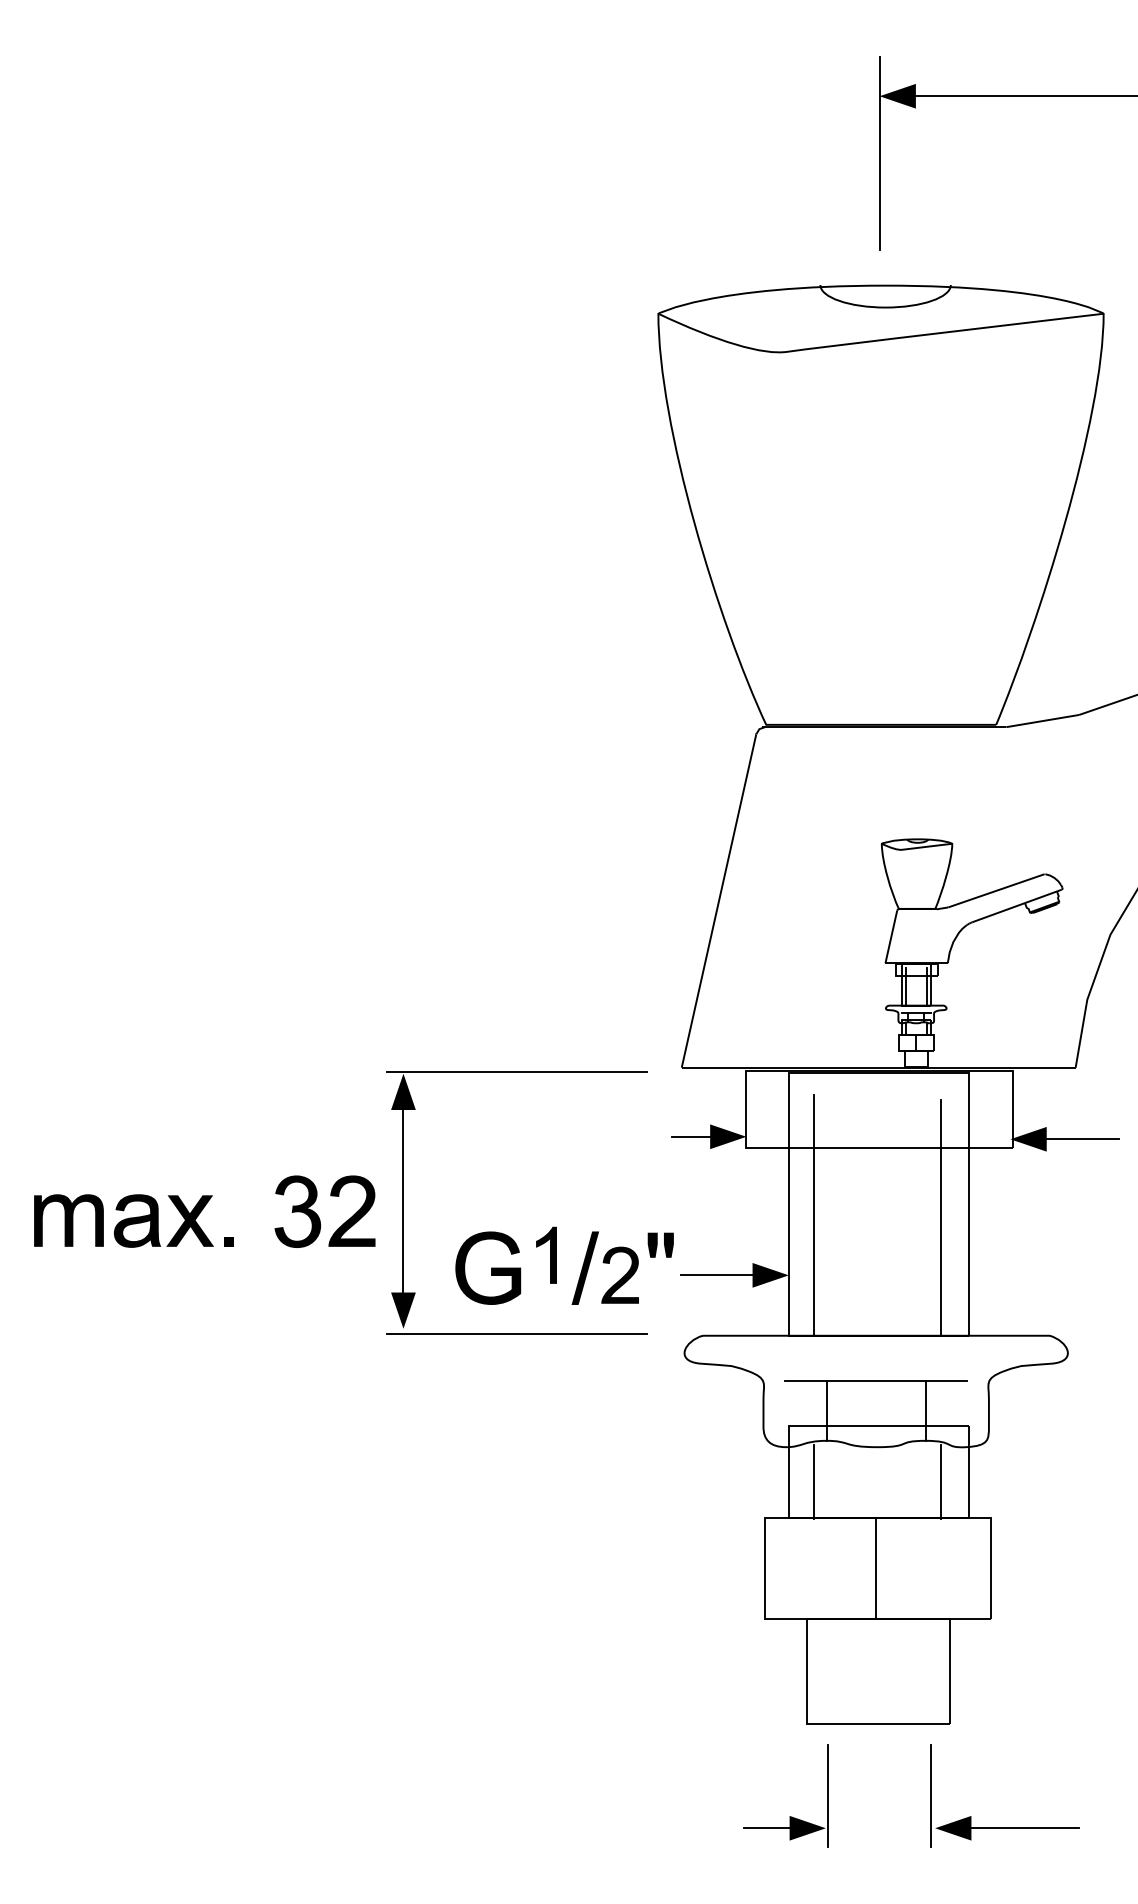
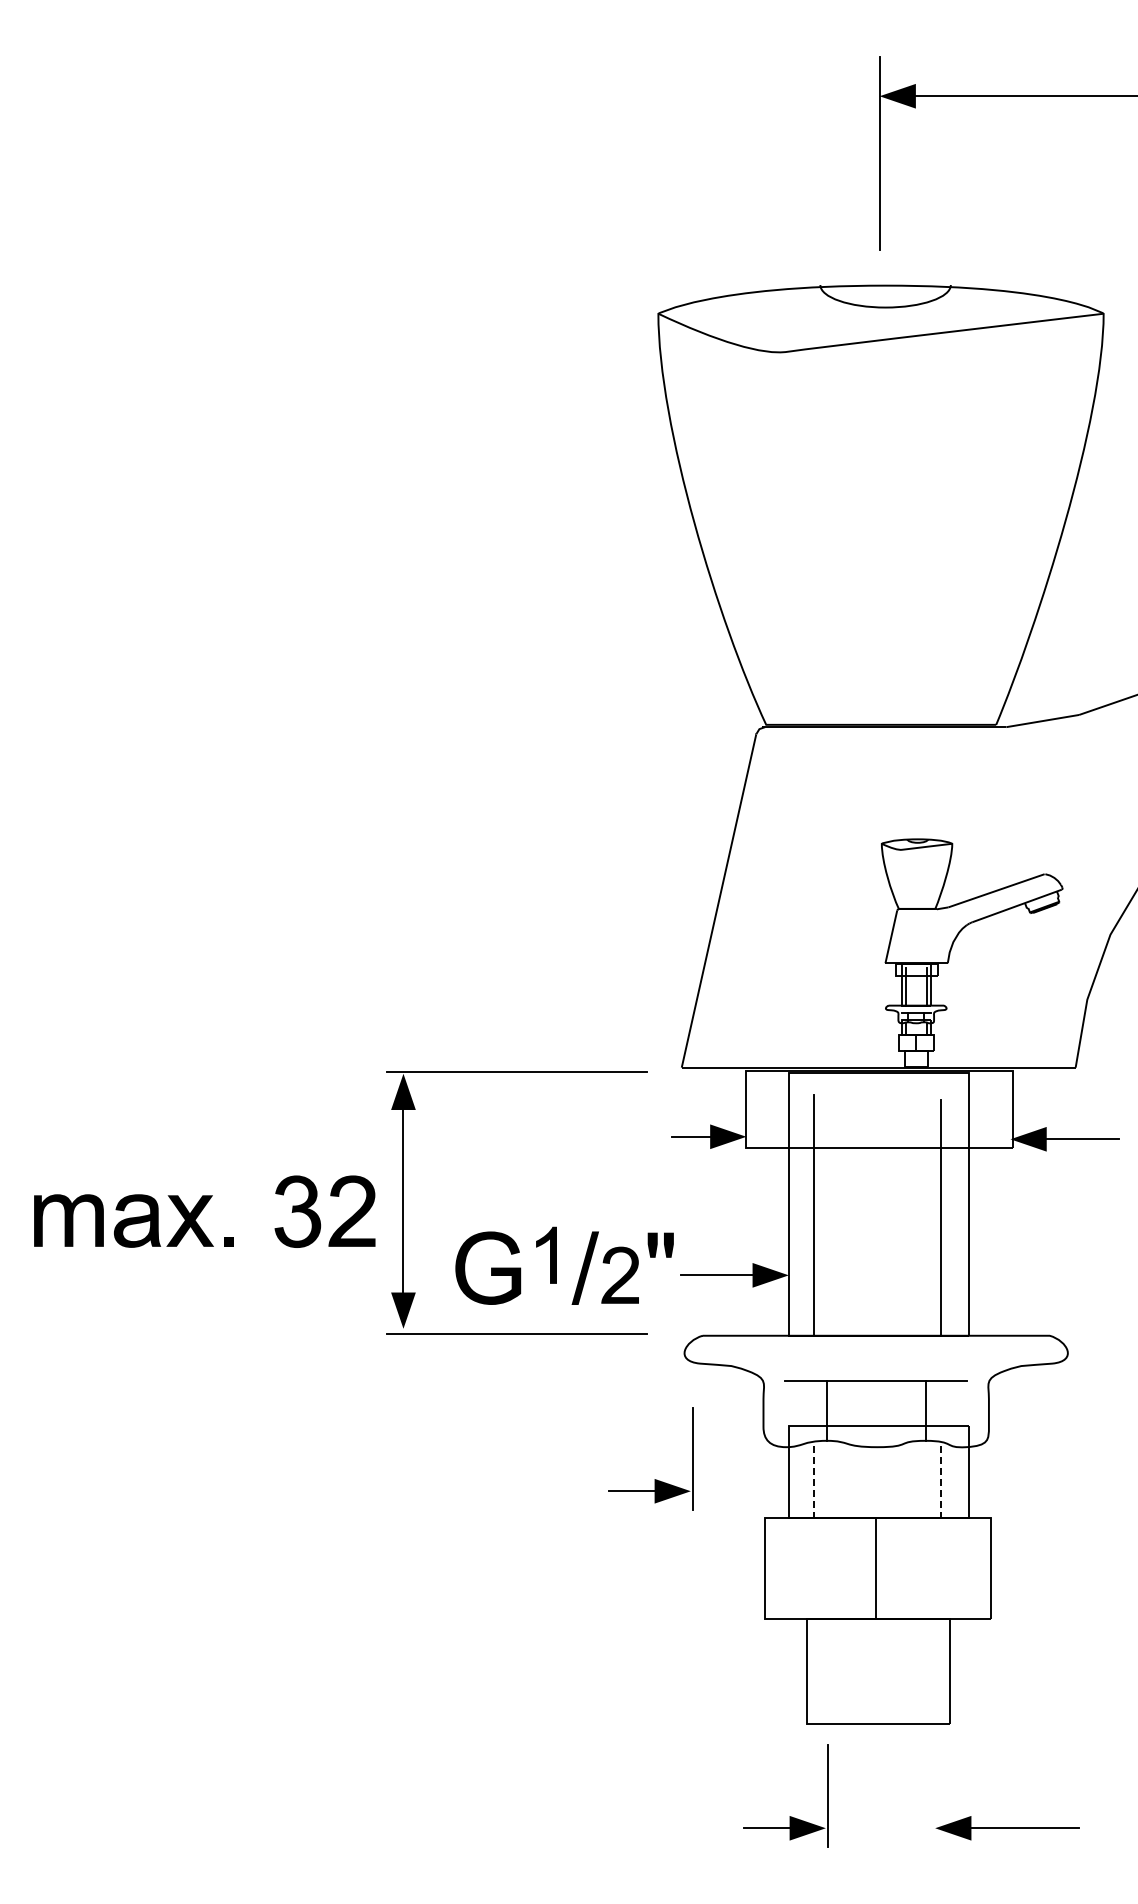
part: none -> present (654, 1479)
line: solid -> dashed (814, 1481)
line: solid -> dashed (941, 1481)
line: present -> none (931, 1795)
